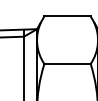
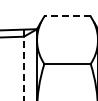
line: solid -> dashed (67, 16)
line: solid -> dashed (23, 65)
